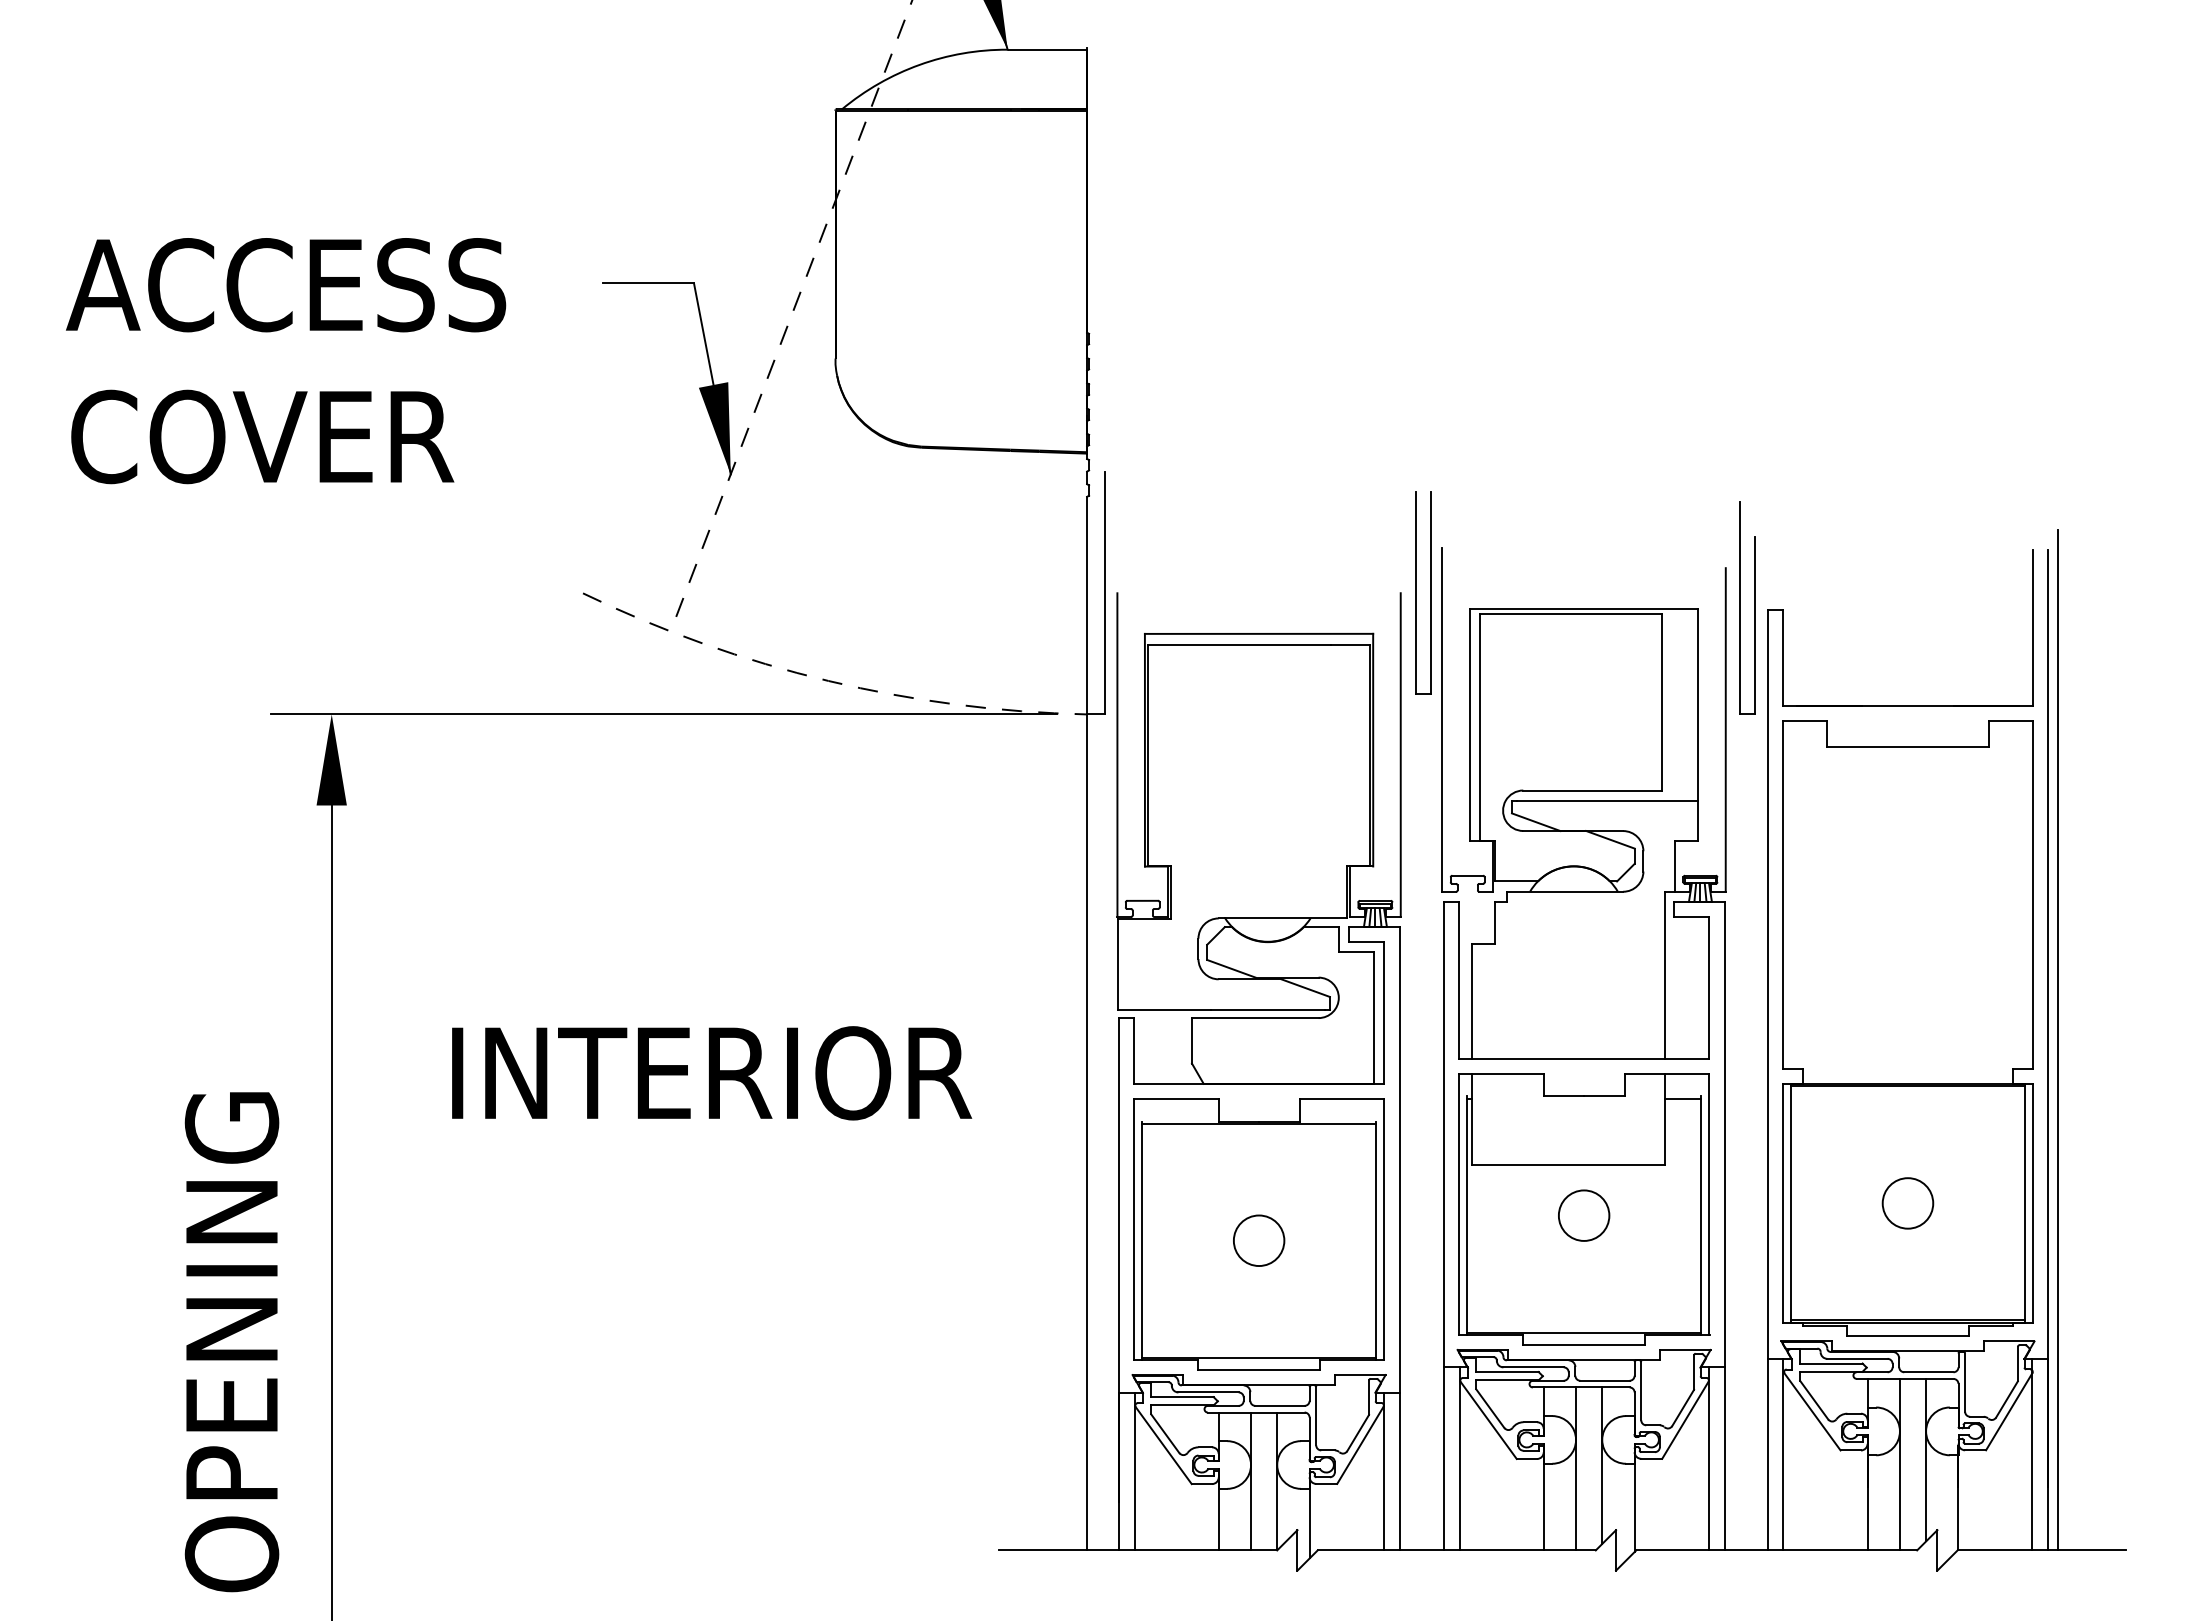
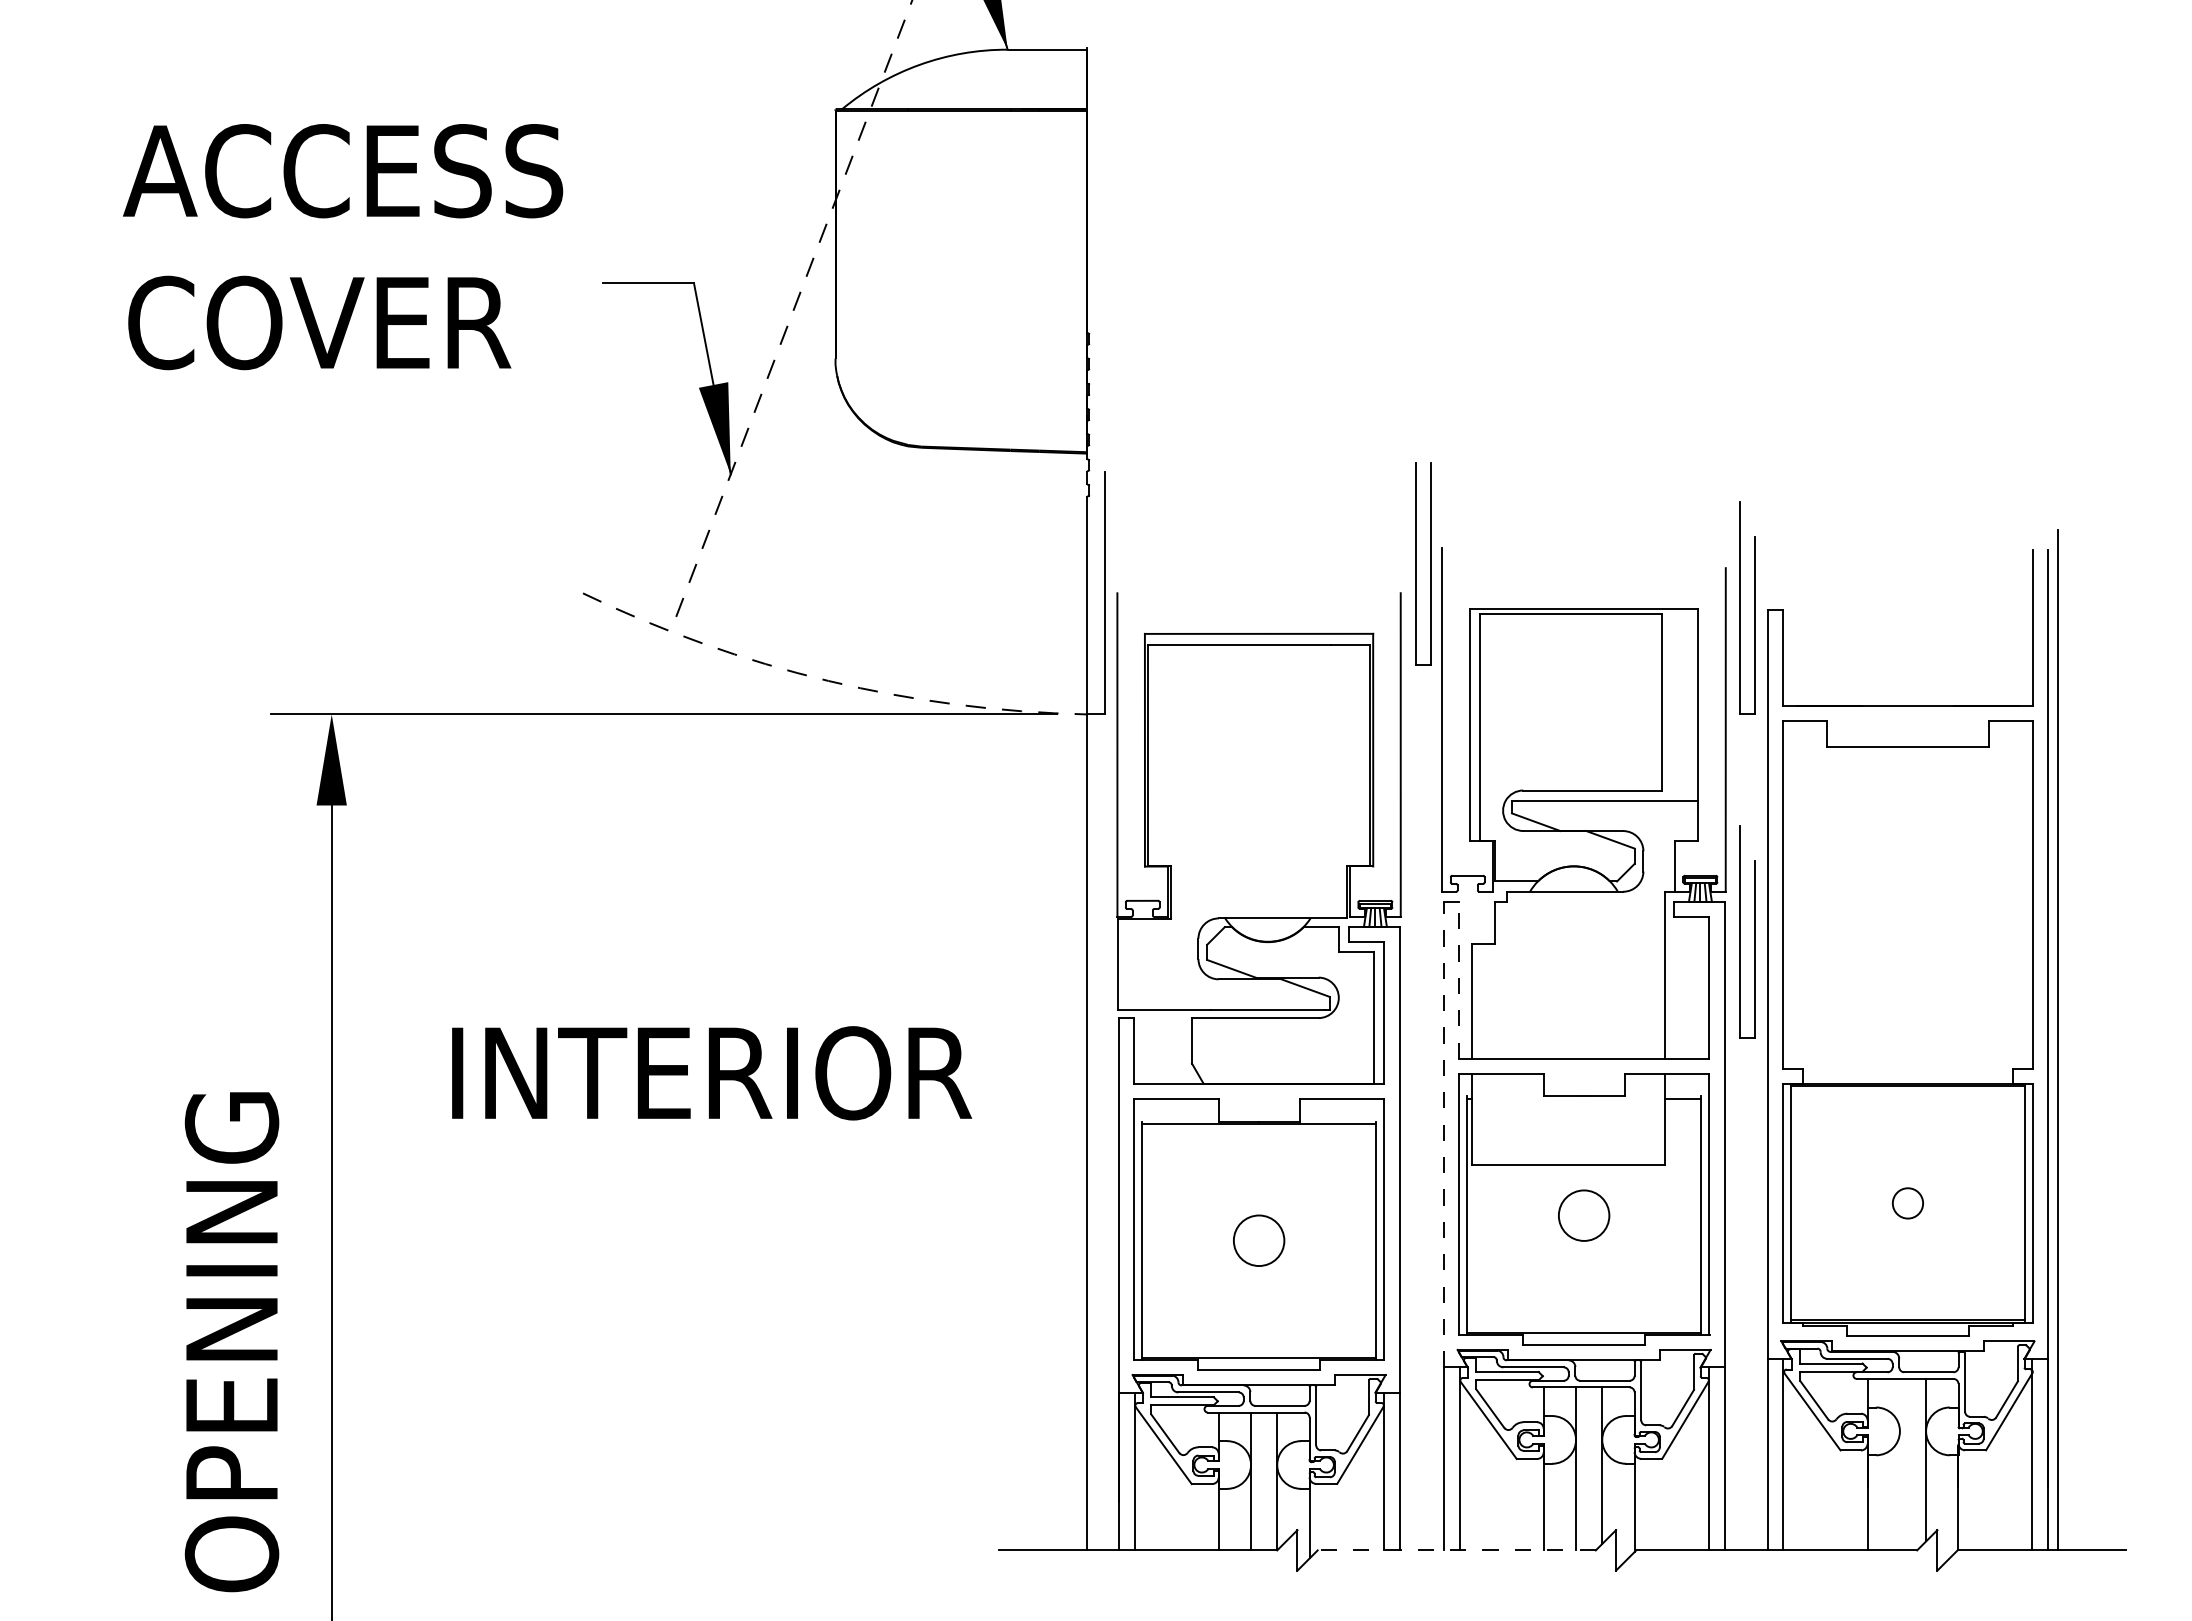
text position: (286, 361) -> (343, 247) (343, 247)
part position: (1416, 592) -> (1416, 563) (1416, 563)
part: none -> present (1740, 931)
line: solid -> dashed (1458, 979)
line: solid -> dashed (1443, 1134)
circle diameter: 51 px -> 30 px (1907, 1203)
line: present -> none (1899, 1464)
line: solid -> dashed (1456, 1550)
